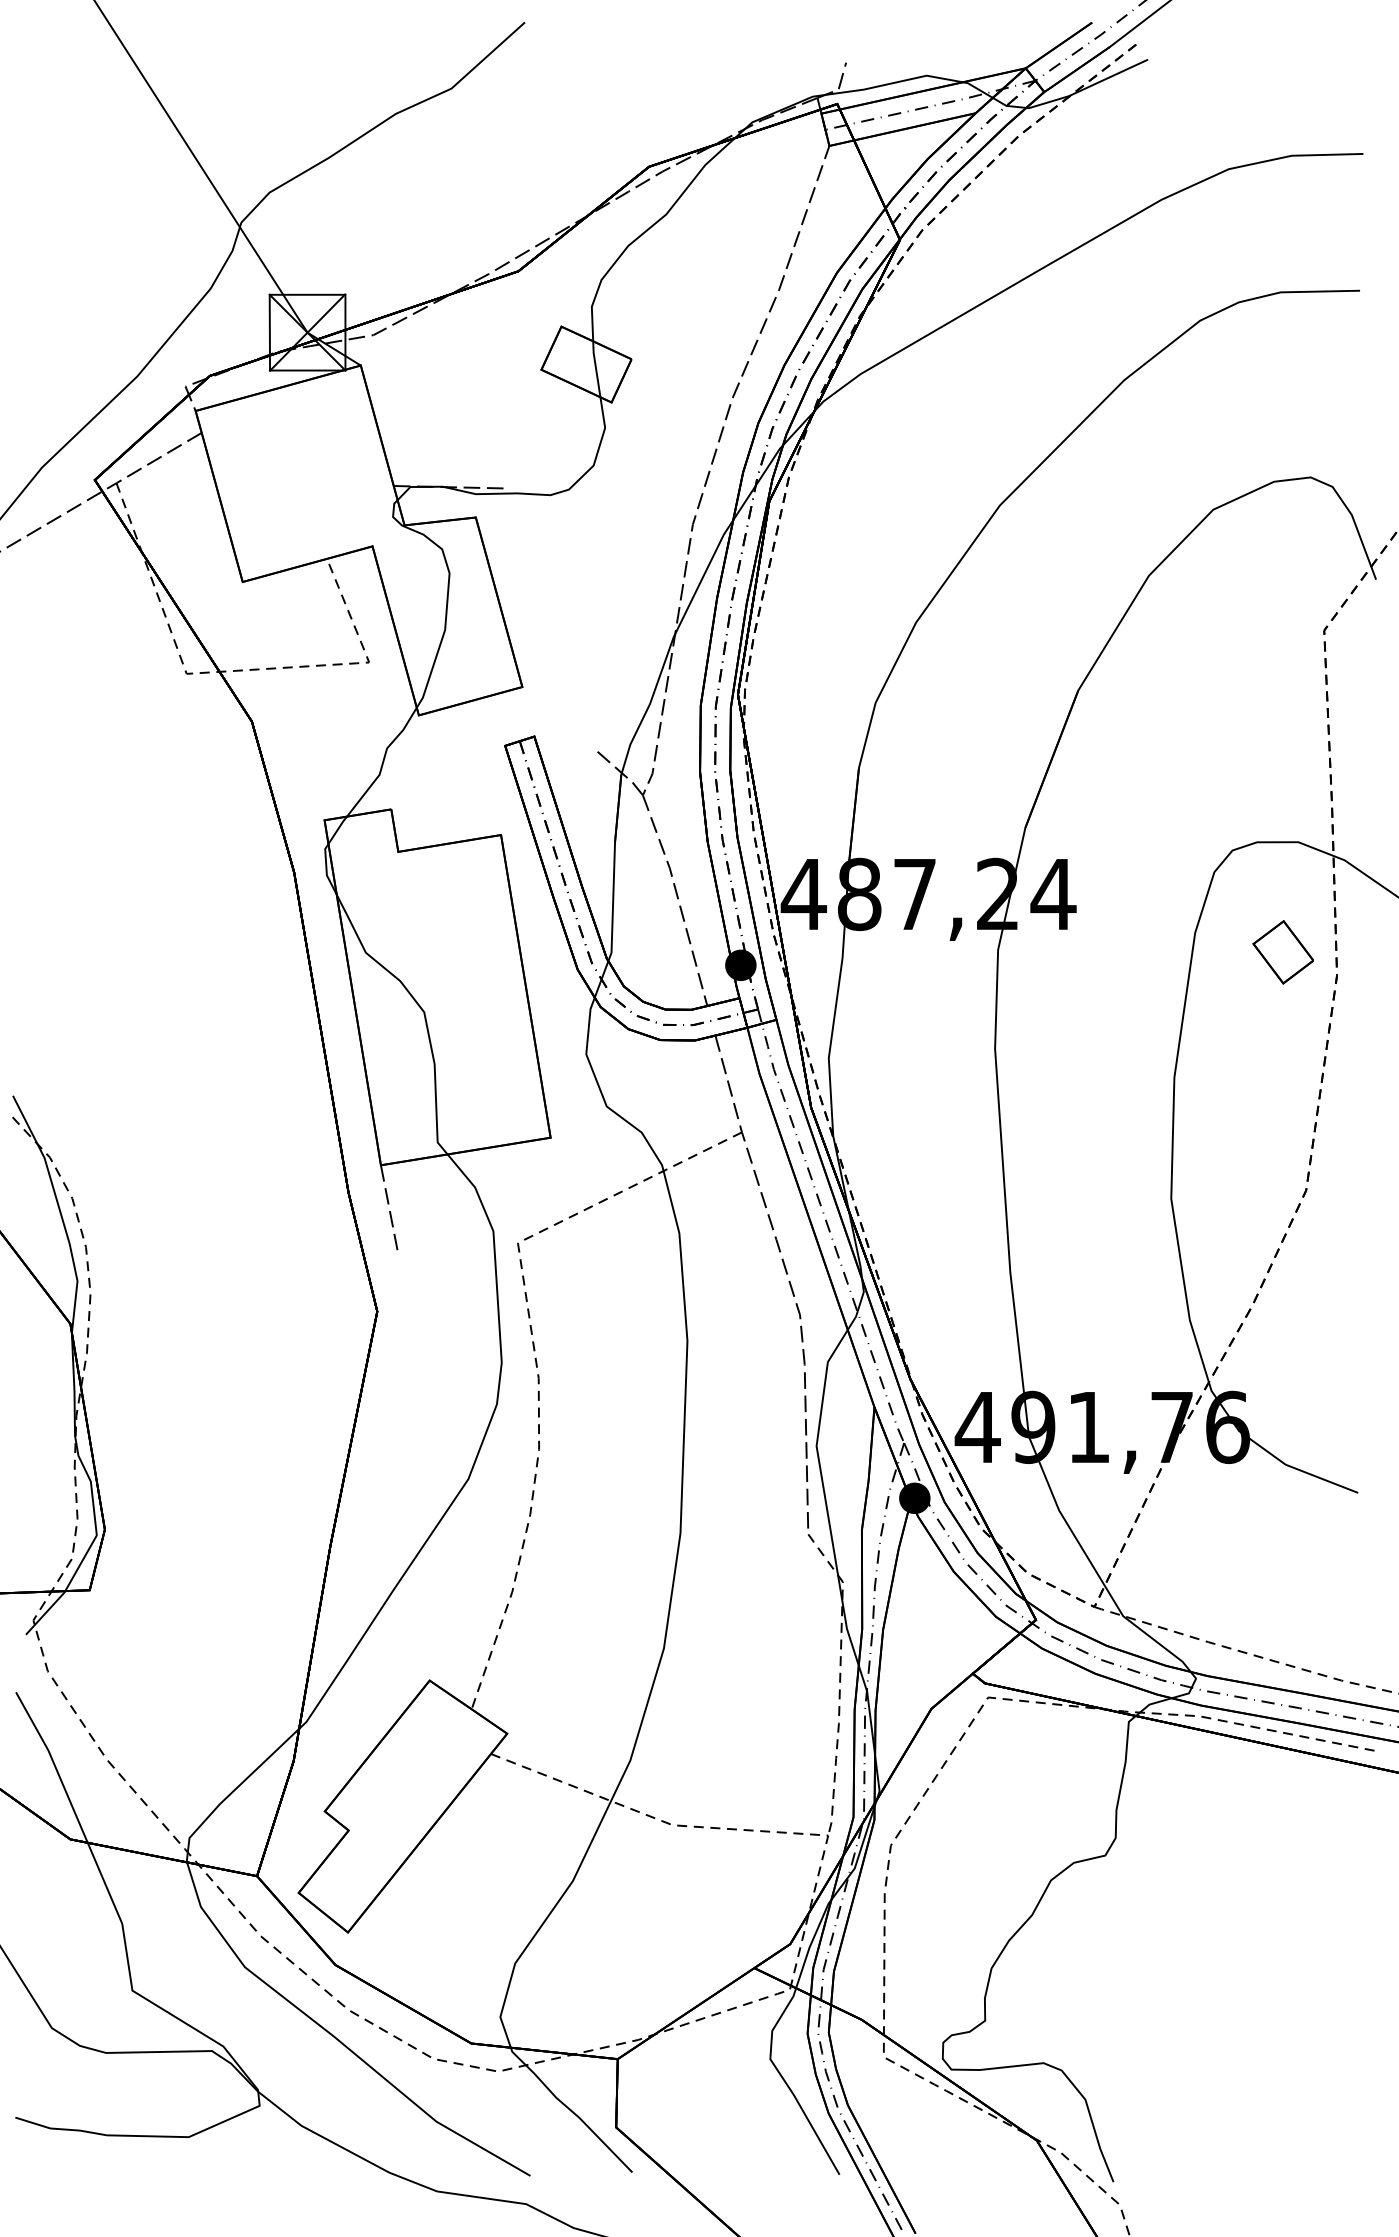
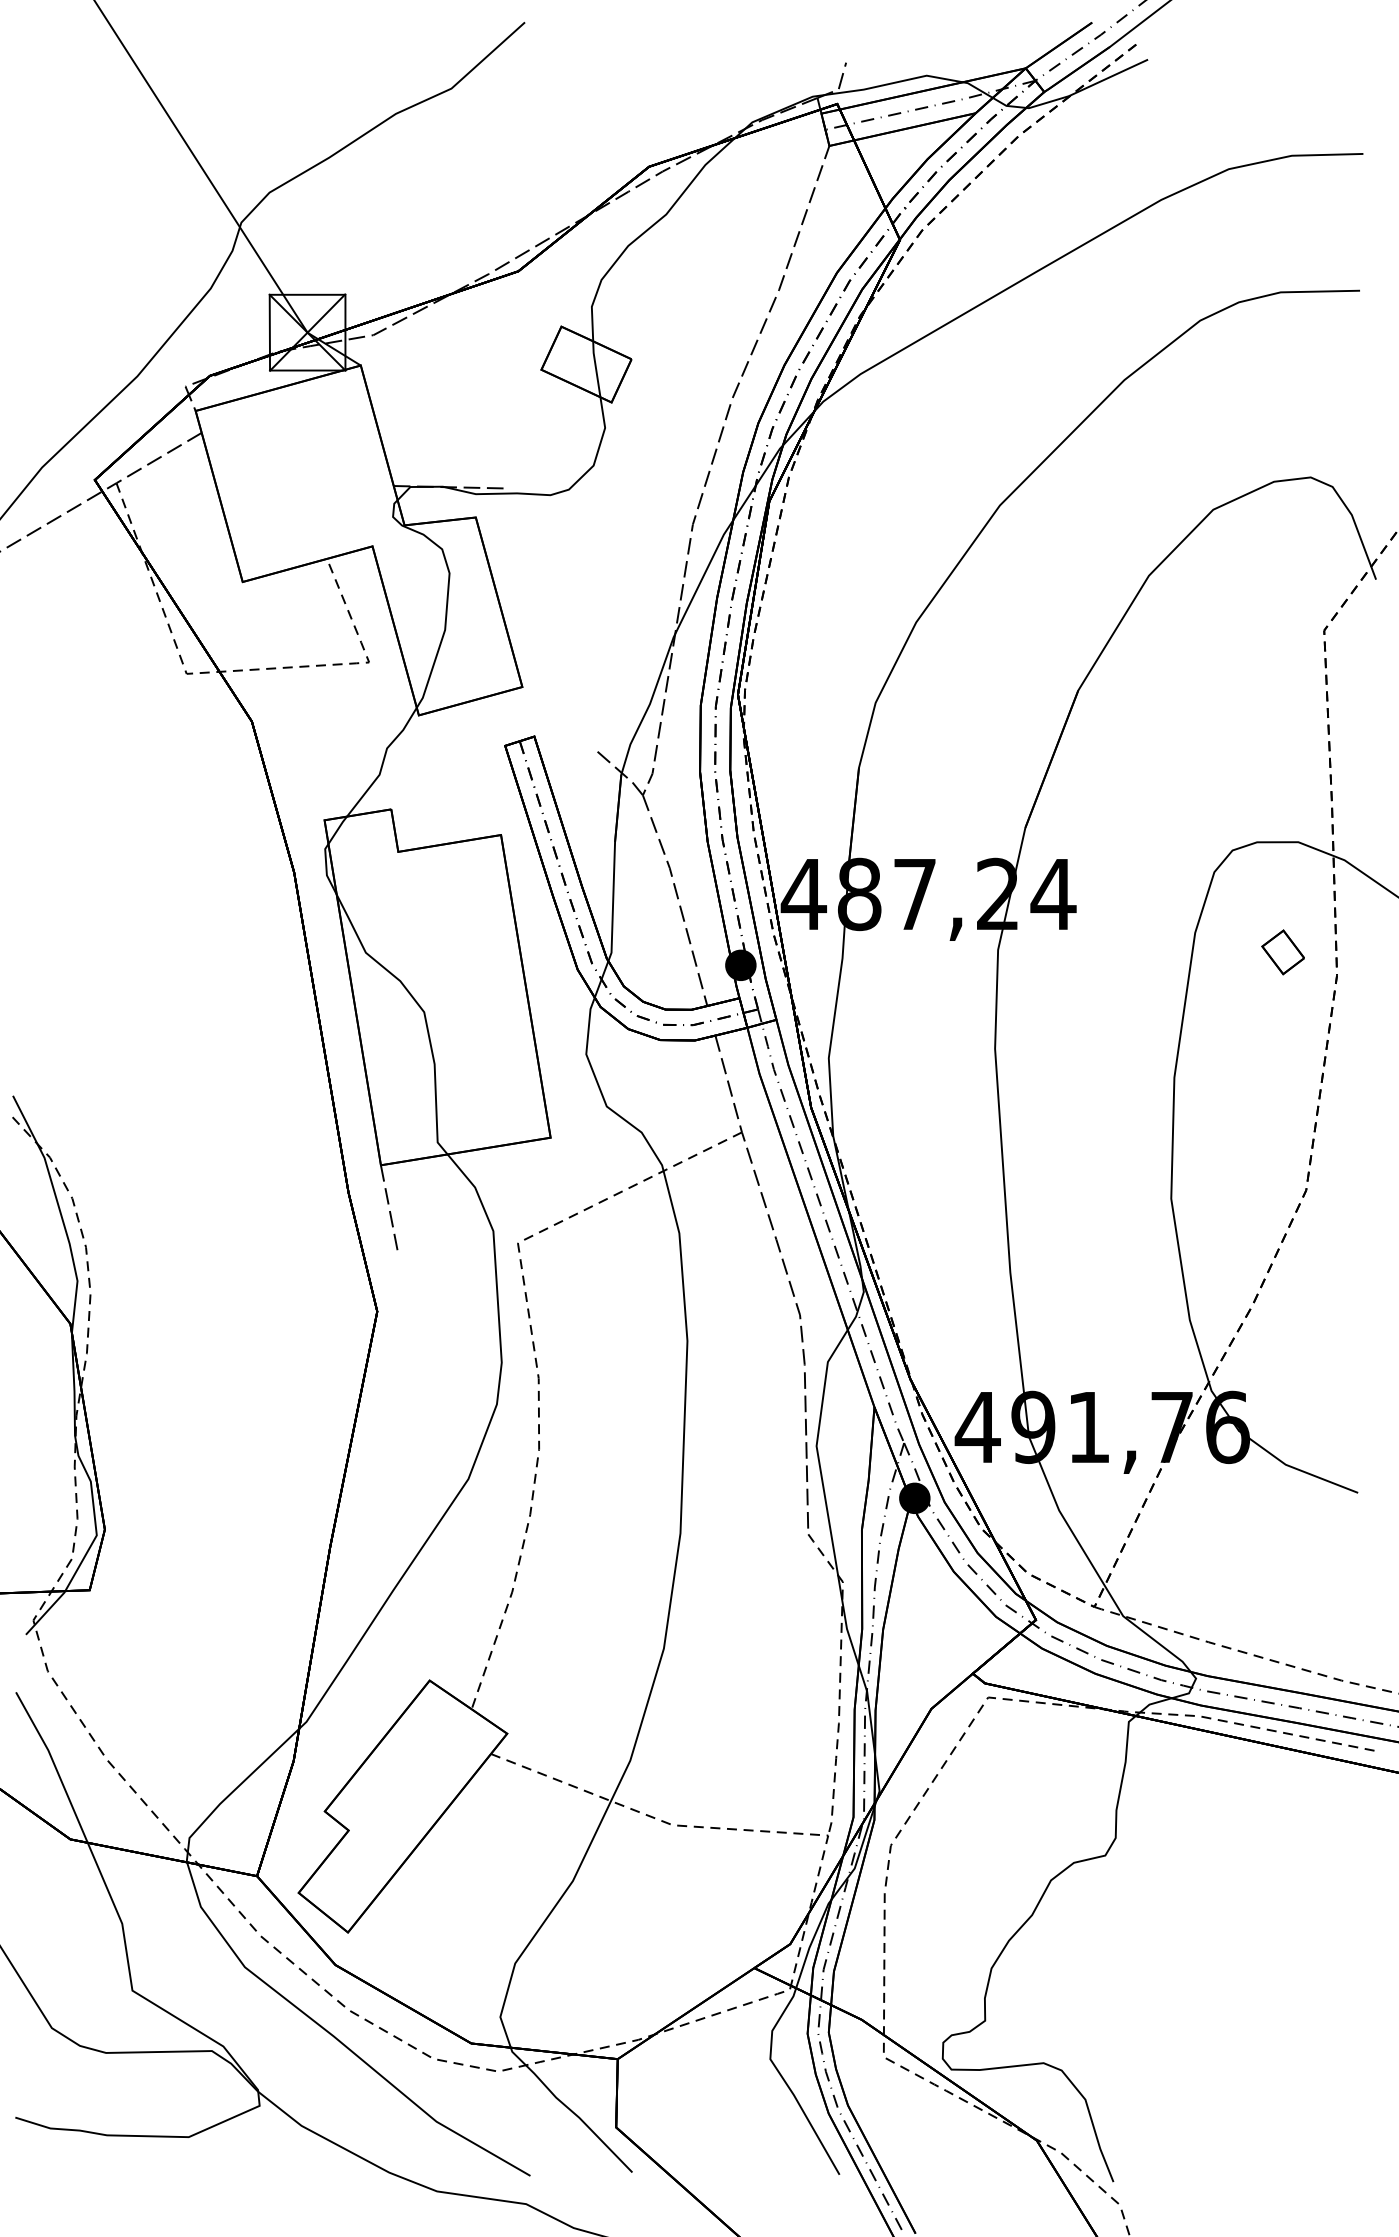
part size: 62x65 px -> 44x47 px (1282, 952)
